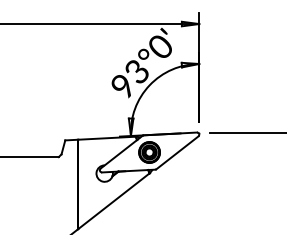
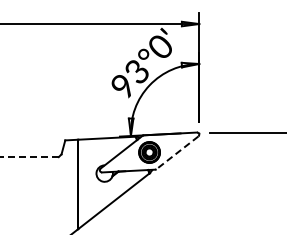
line: solid -> dashed (177, 152)
line: solid -> dashed (29, 157)
